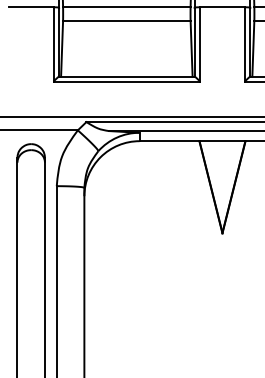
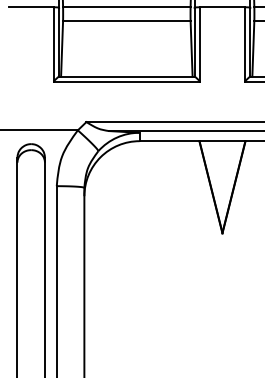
line: present -> none (131, 116)
